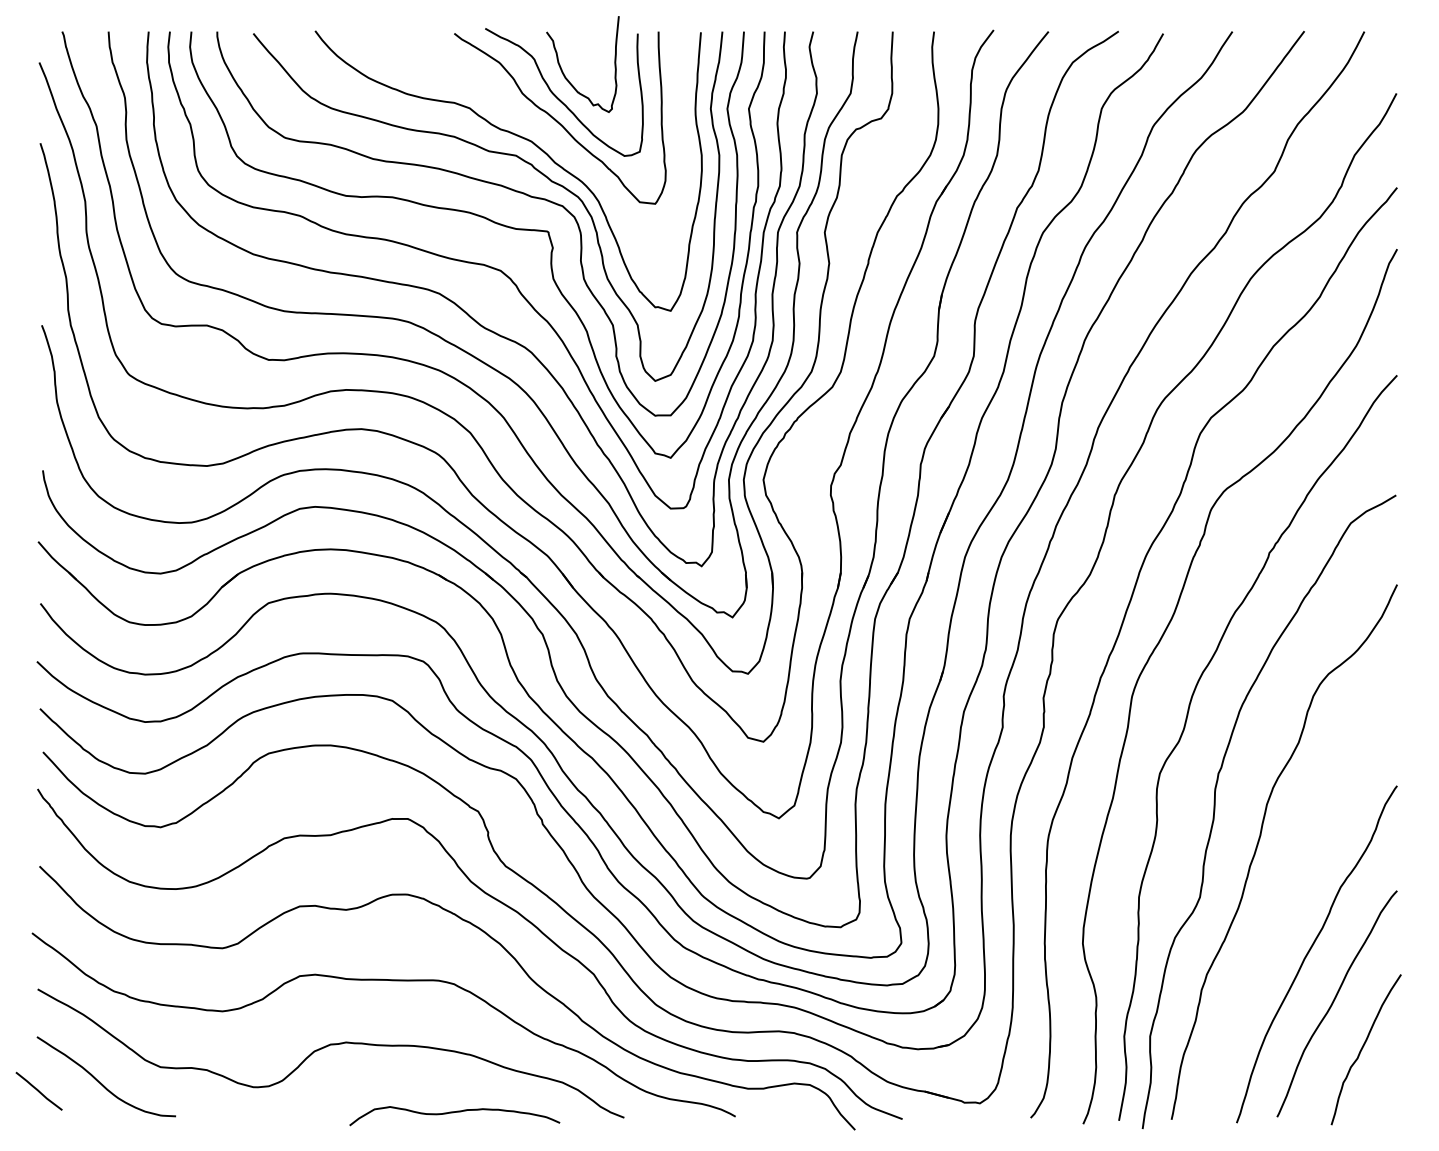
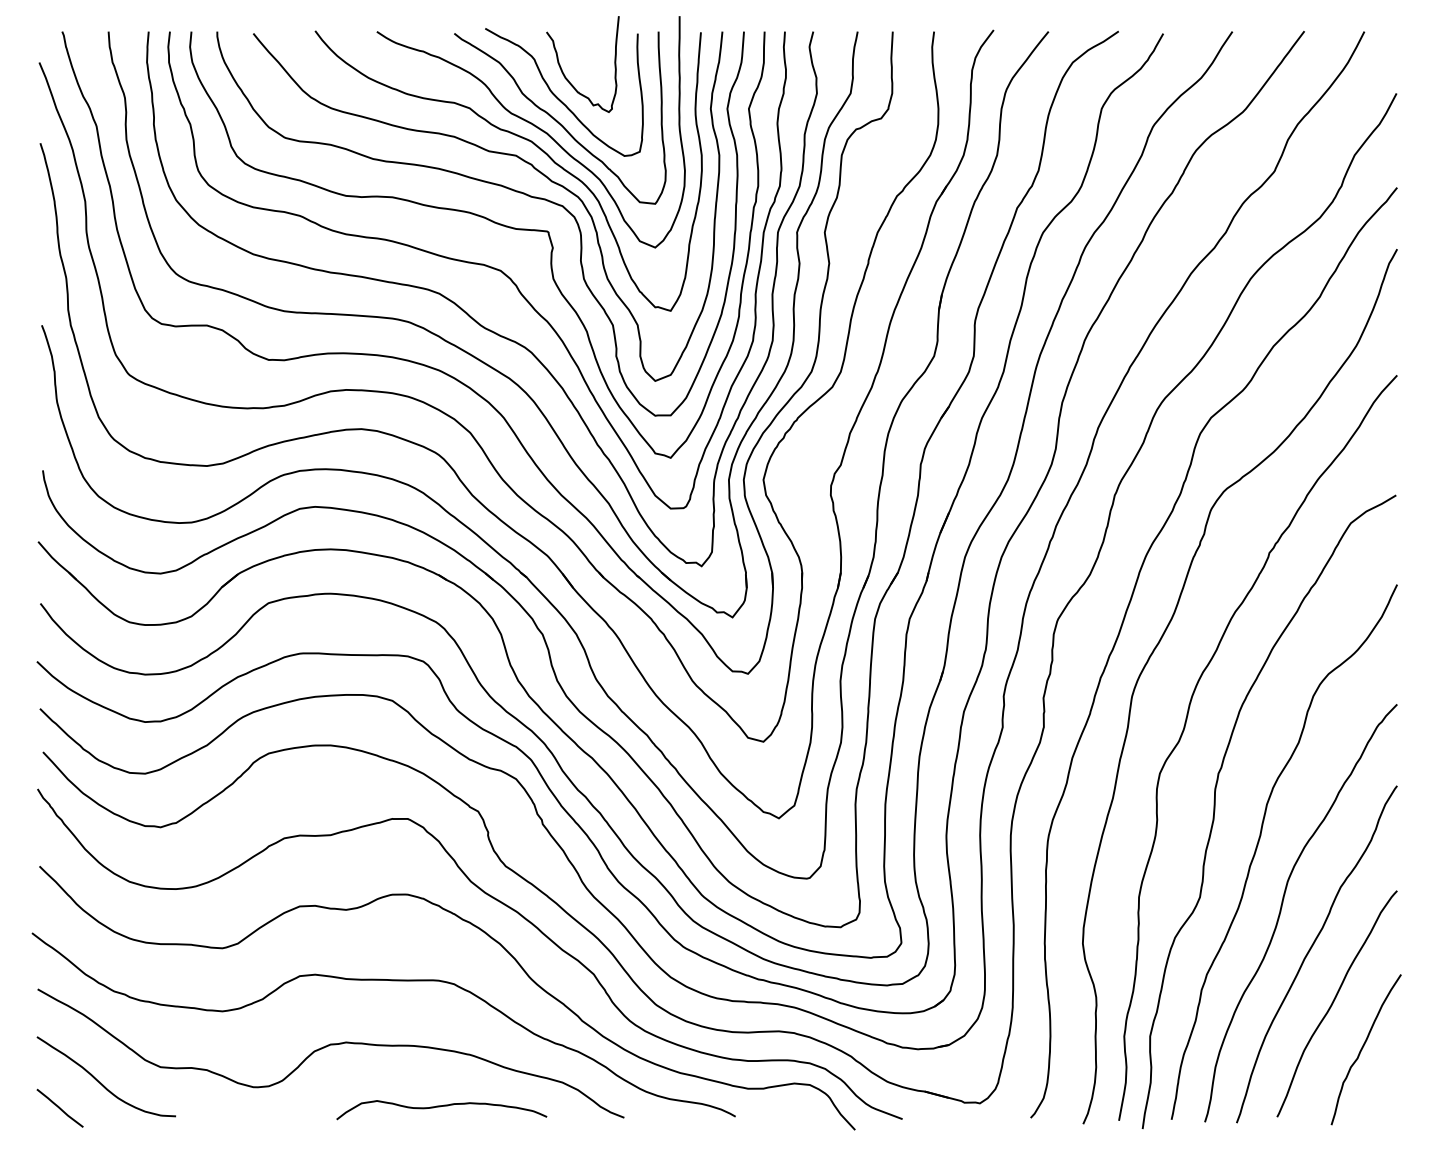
curve: none -> present (535, 127)
curve: none -> present (1282, 907)
line position: (38, 1090) -> (59, 1107) (59, 1107)
curve position: (453, 1113) -> (440, 1107) (440, 1107)
